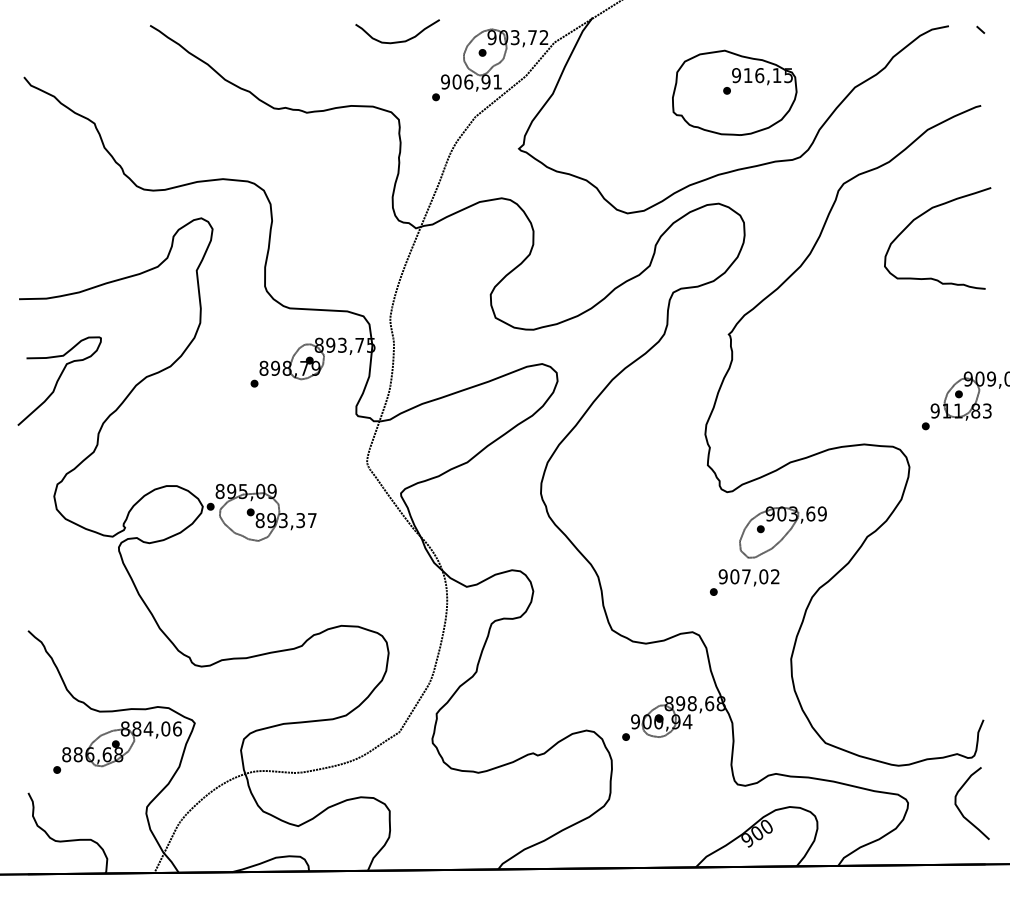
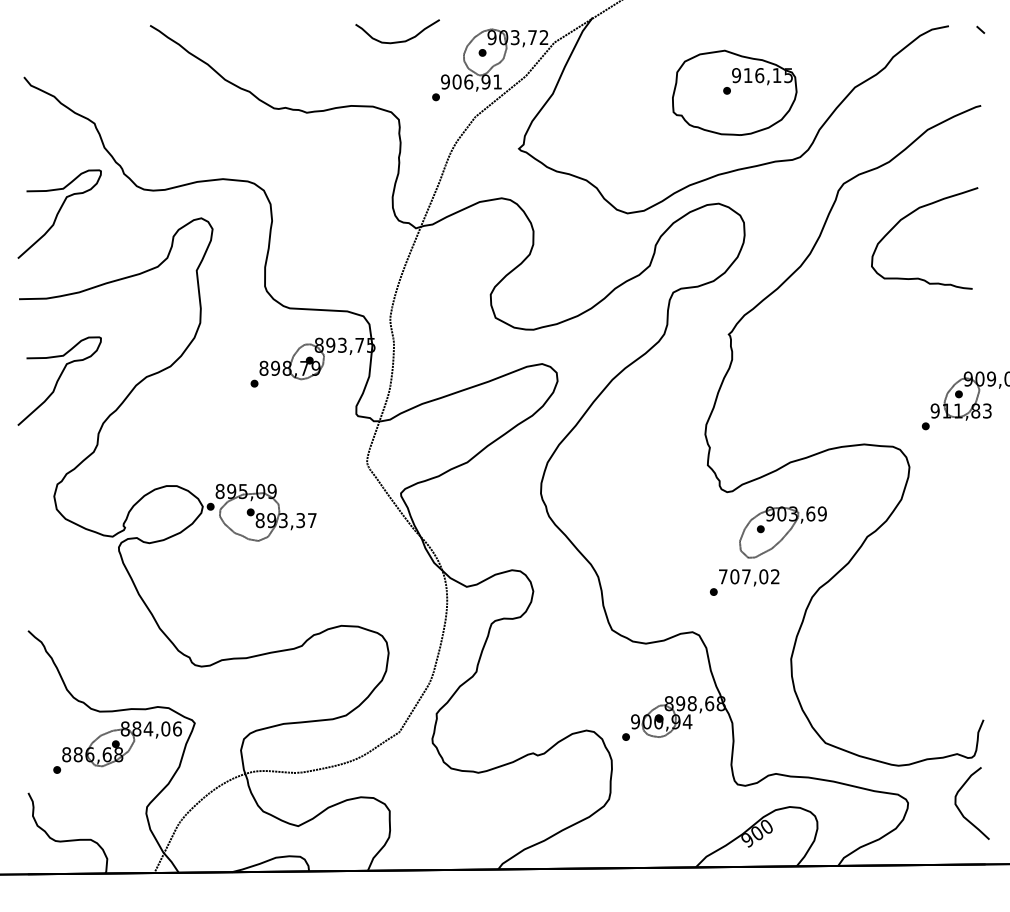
curve: none -> present (59, 212)
curve position: (921, 216) -> (908, 216) (908, 216)
text: 907,02 -> 707,02 (722, 576)
